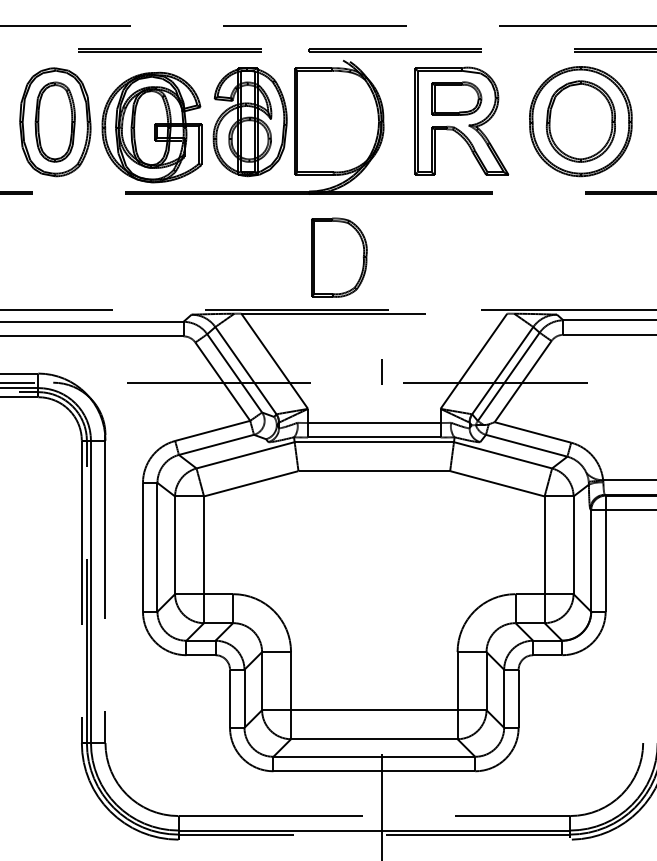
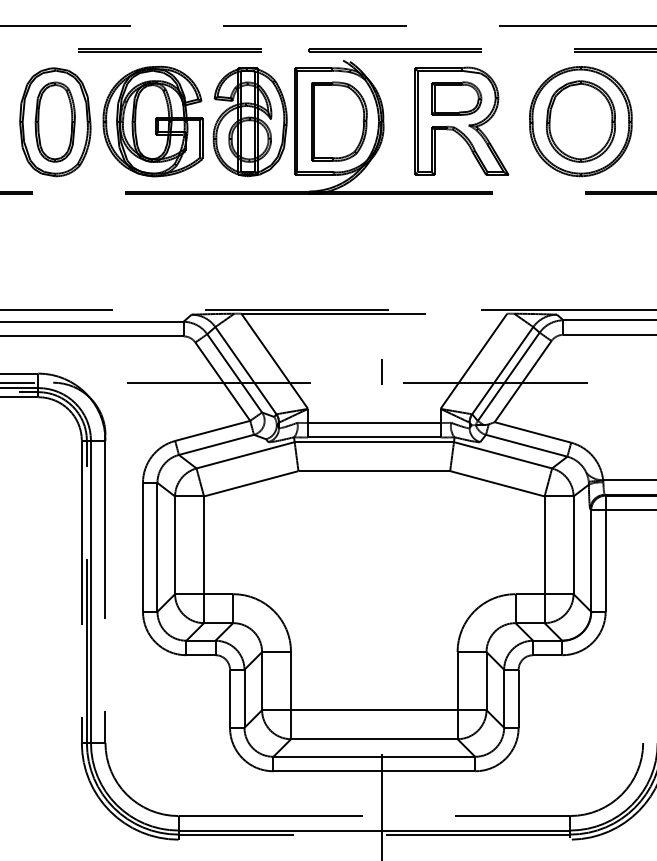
part position: (151, 127) -> (152, 121) (152, 121)
part position: (339, 257) -> (339, 121) (339, 121)
